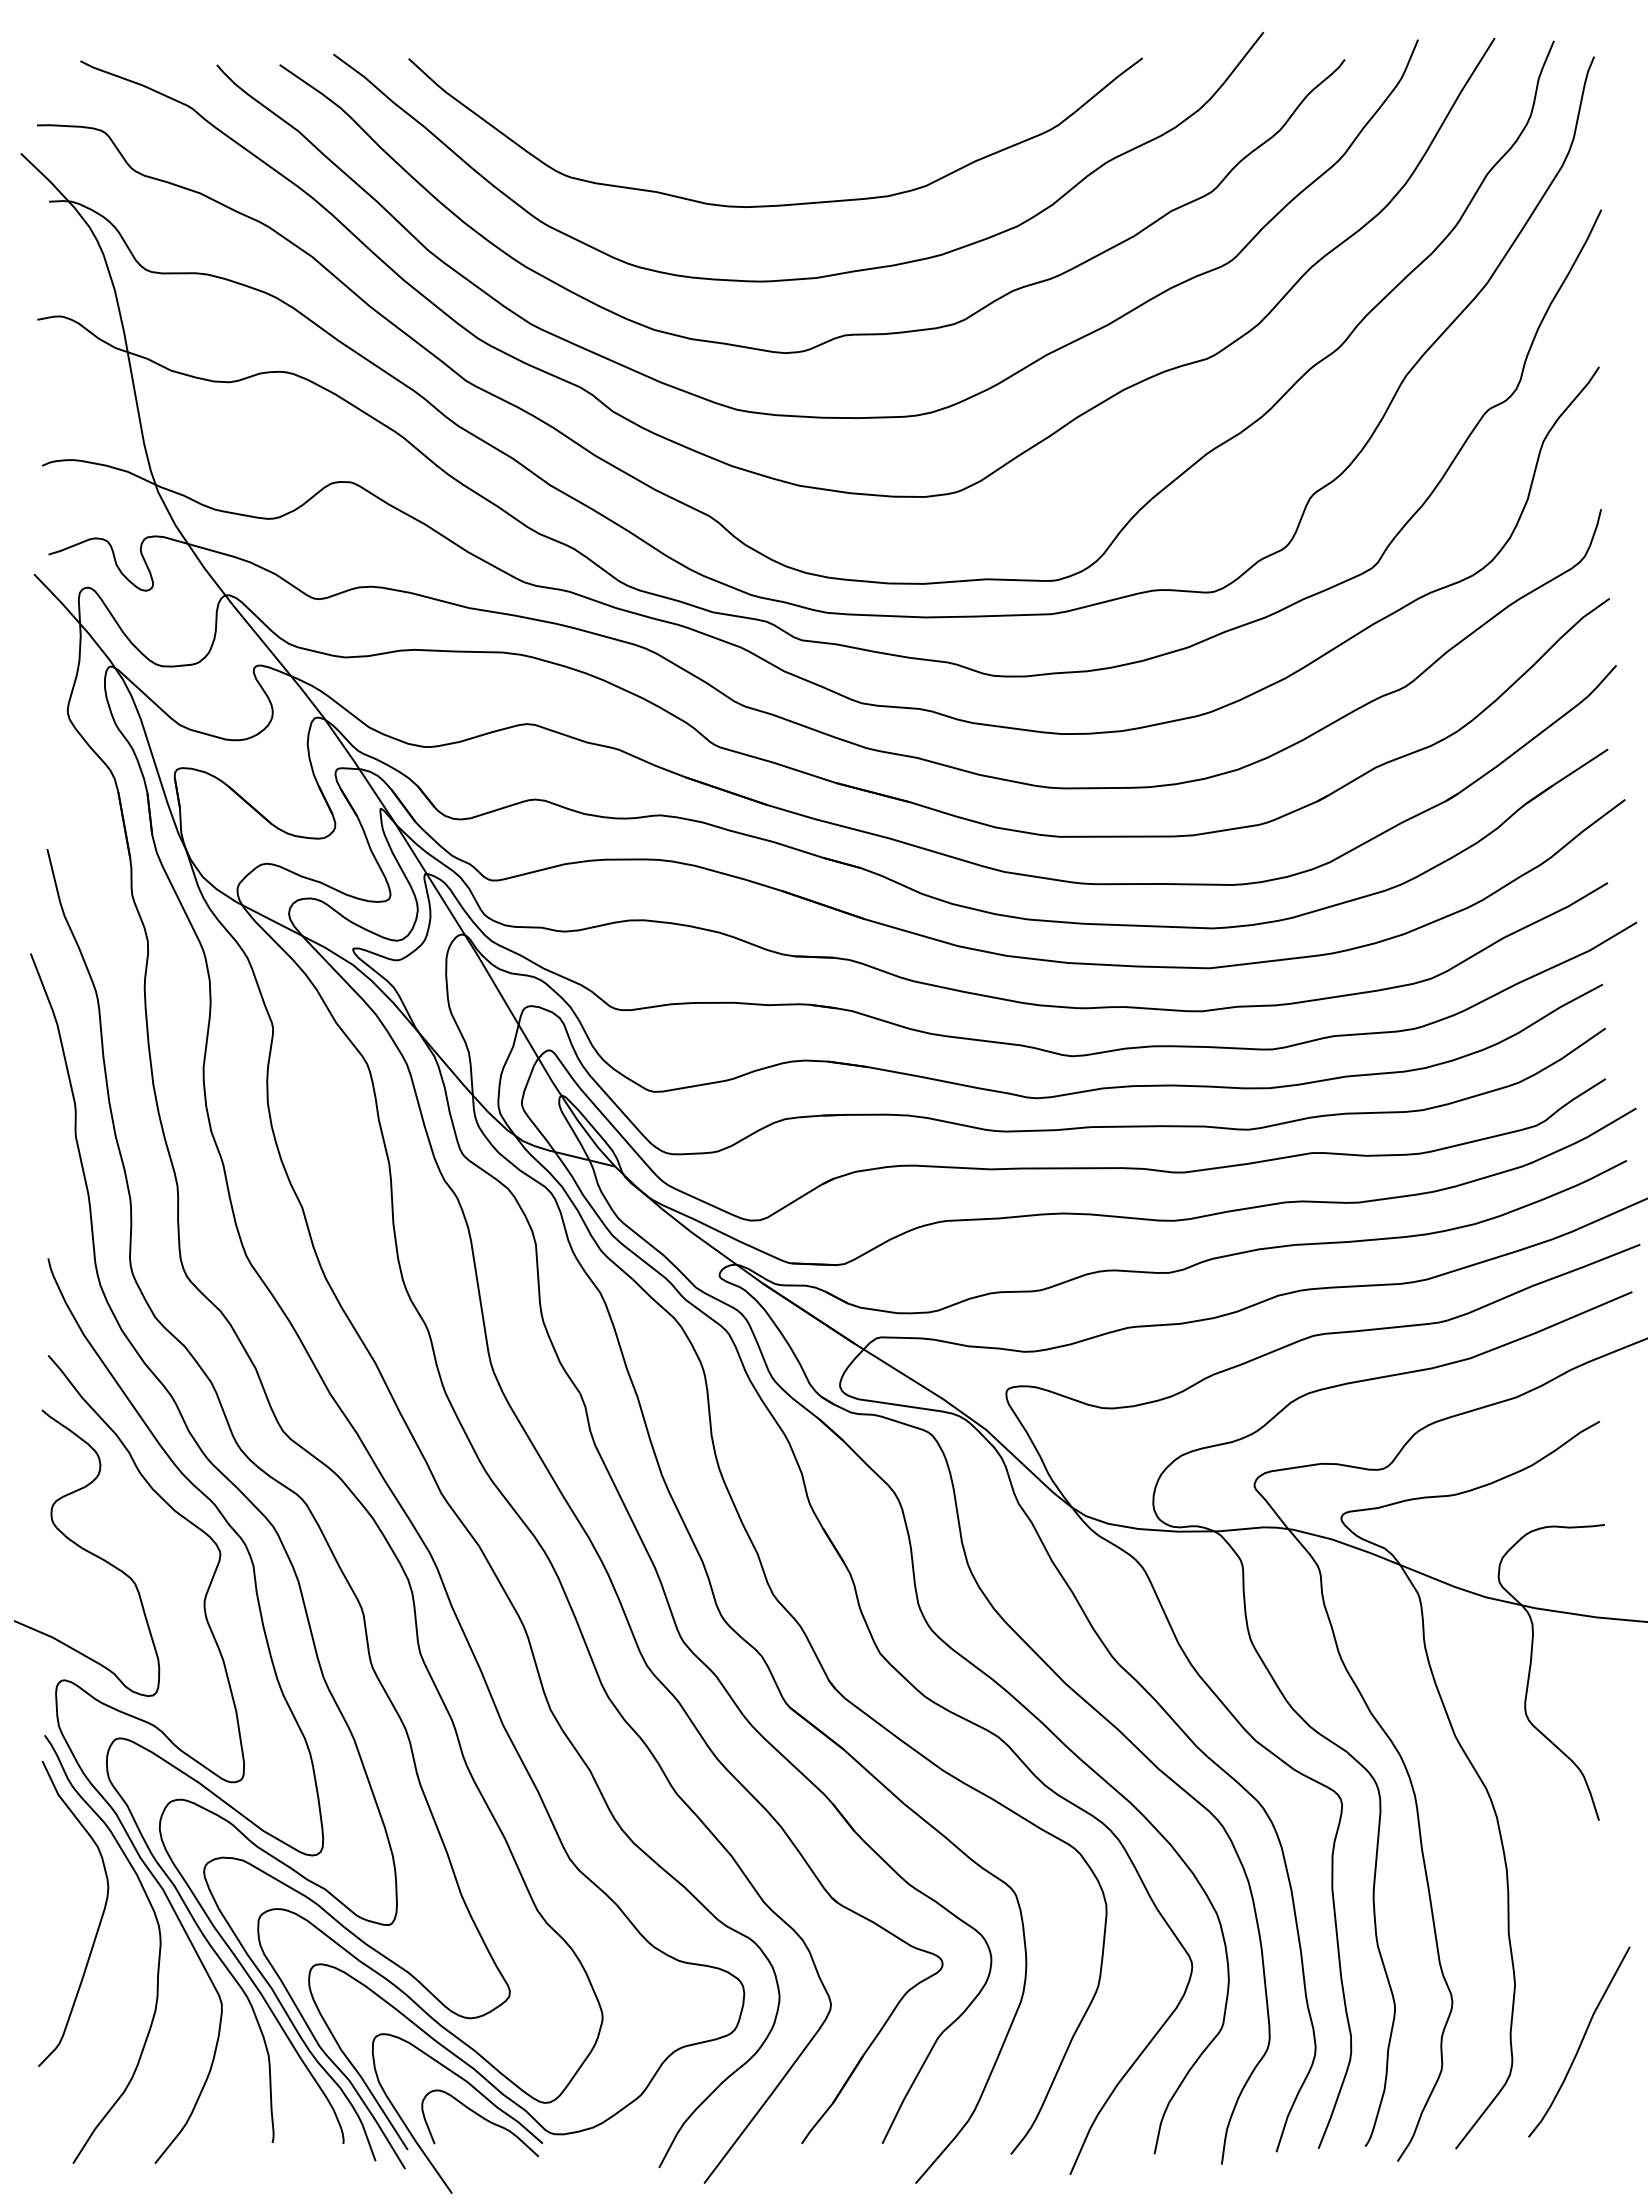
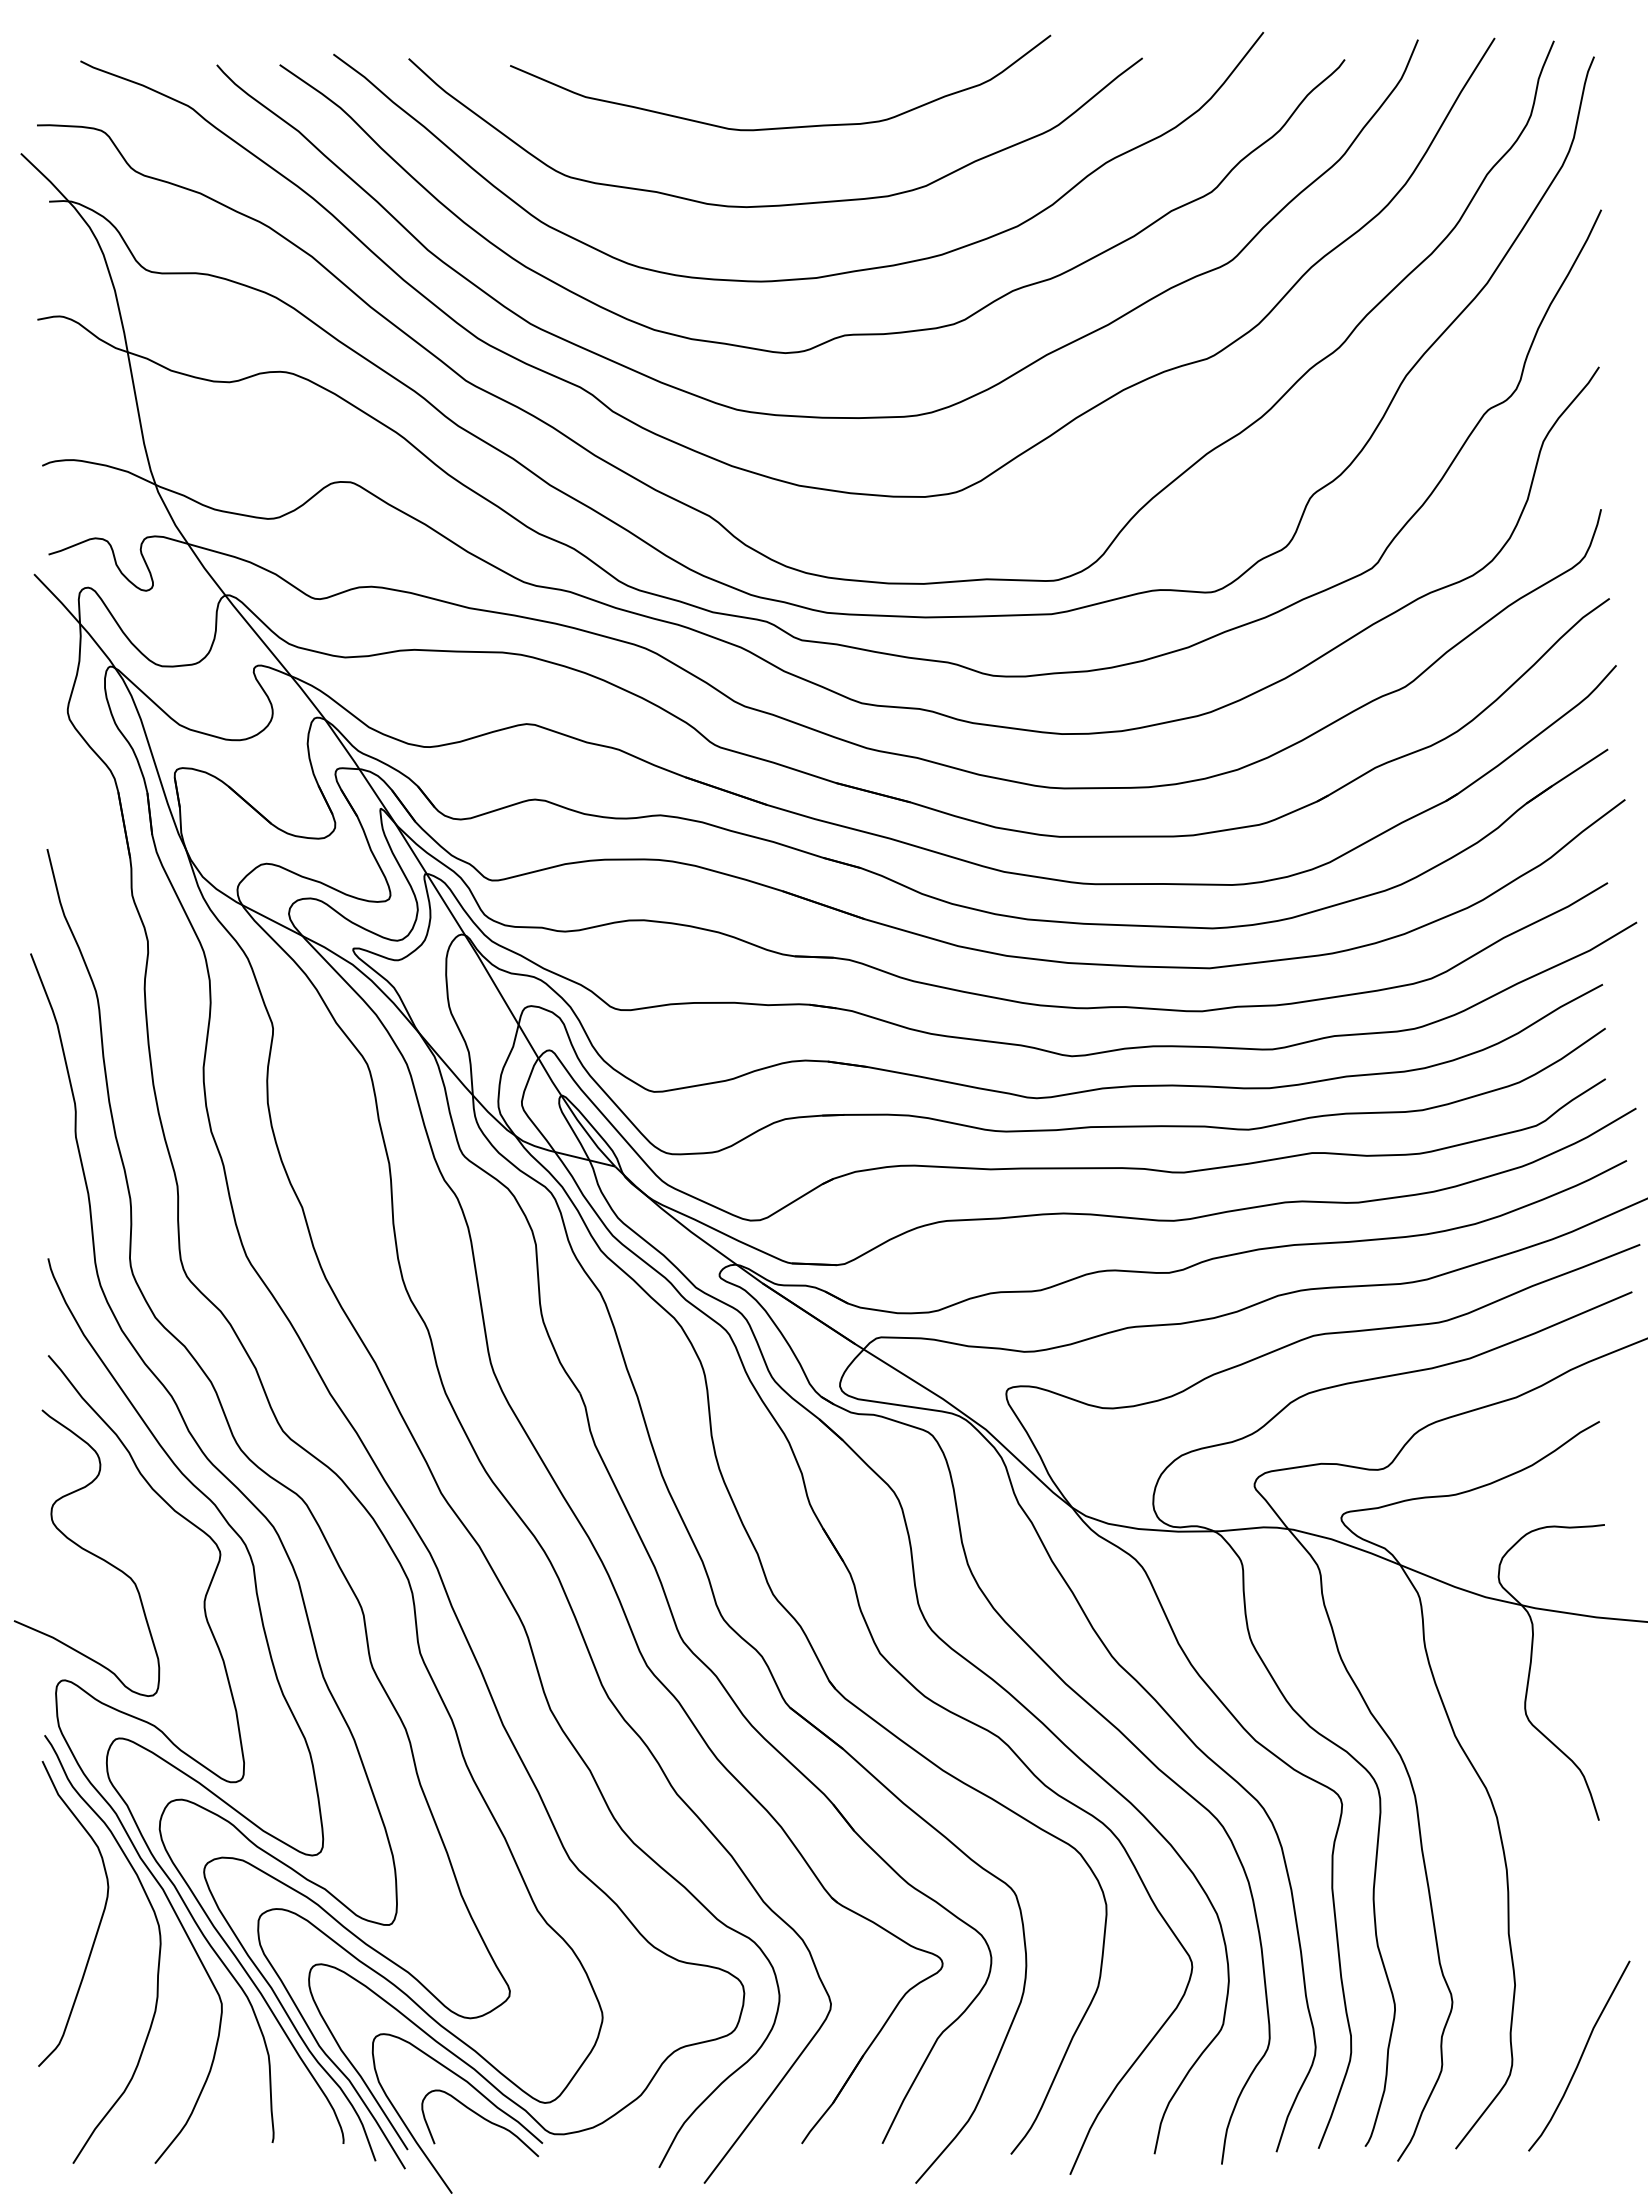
curve: none -> present (789, 126)
curve position: (1580, 2042) -> (1580, 2056) (1580, 2056)
